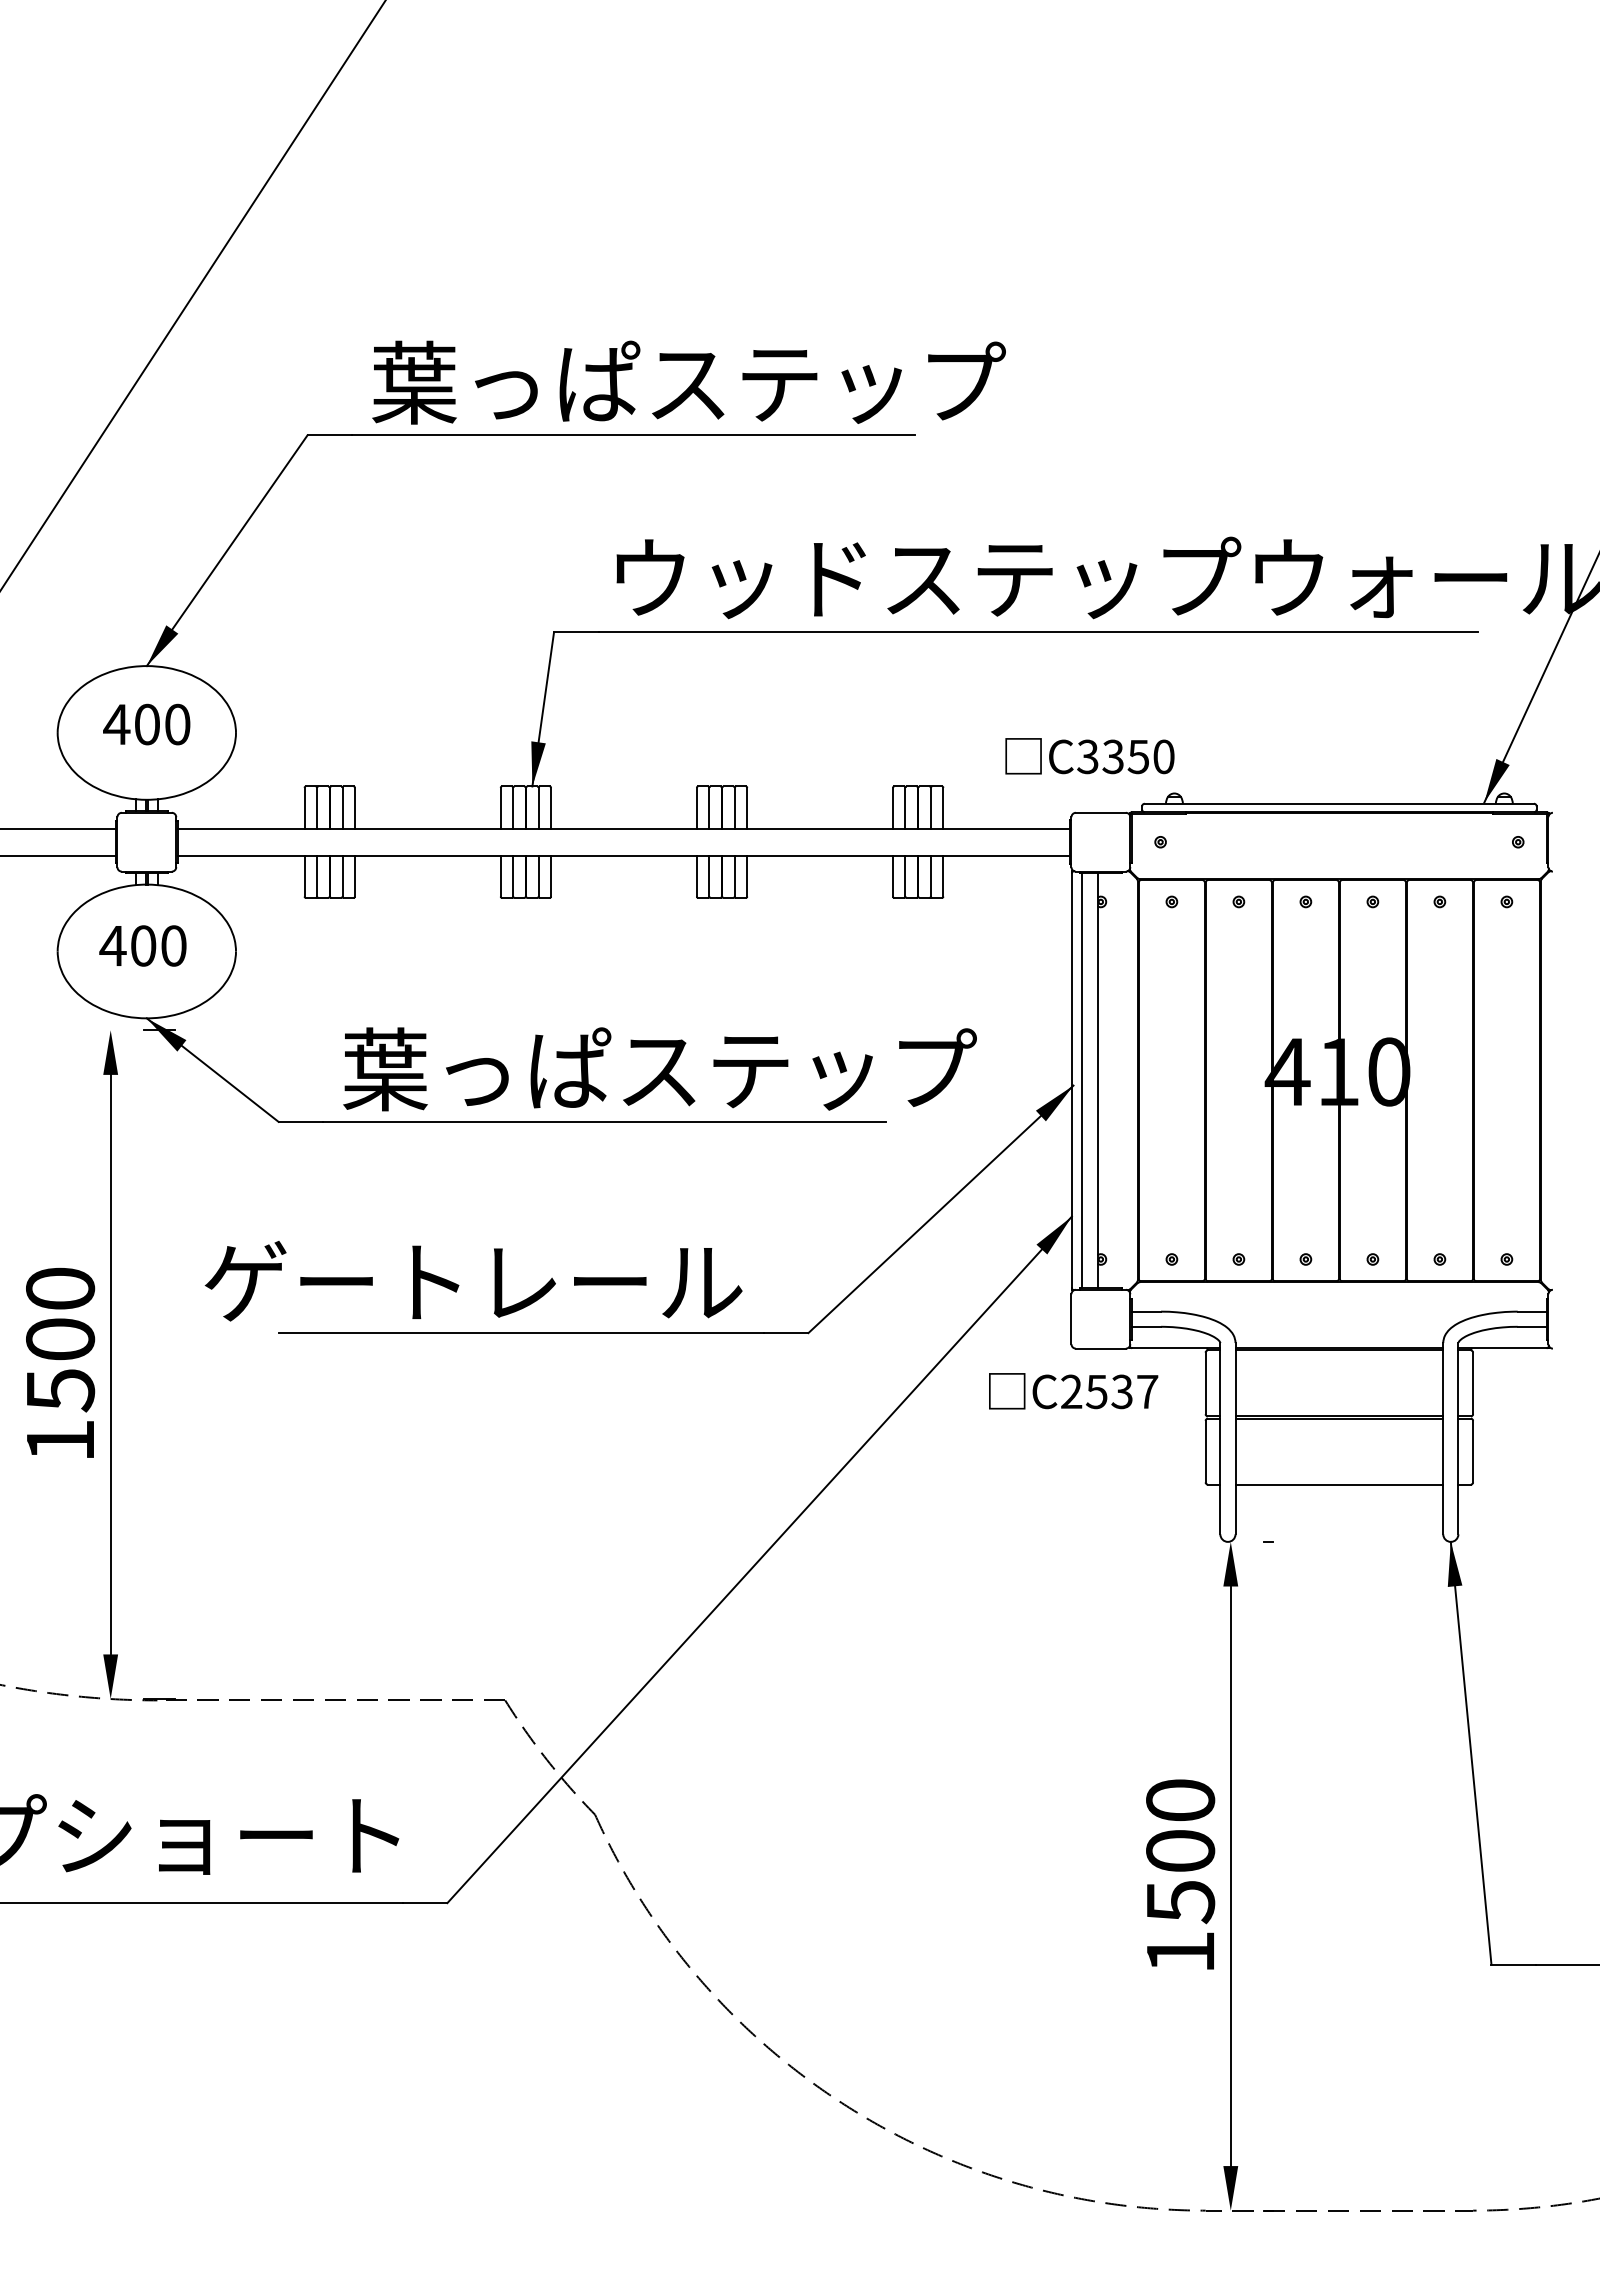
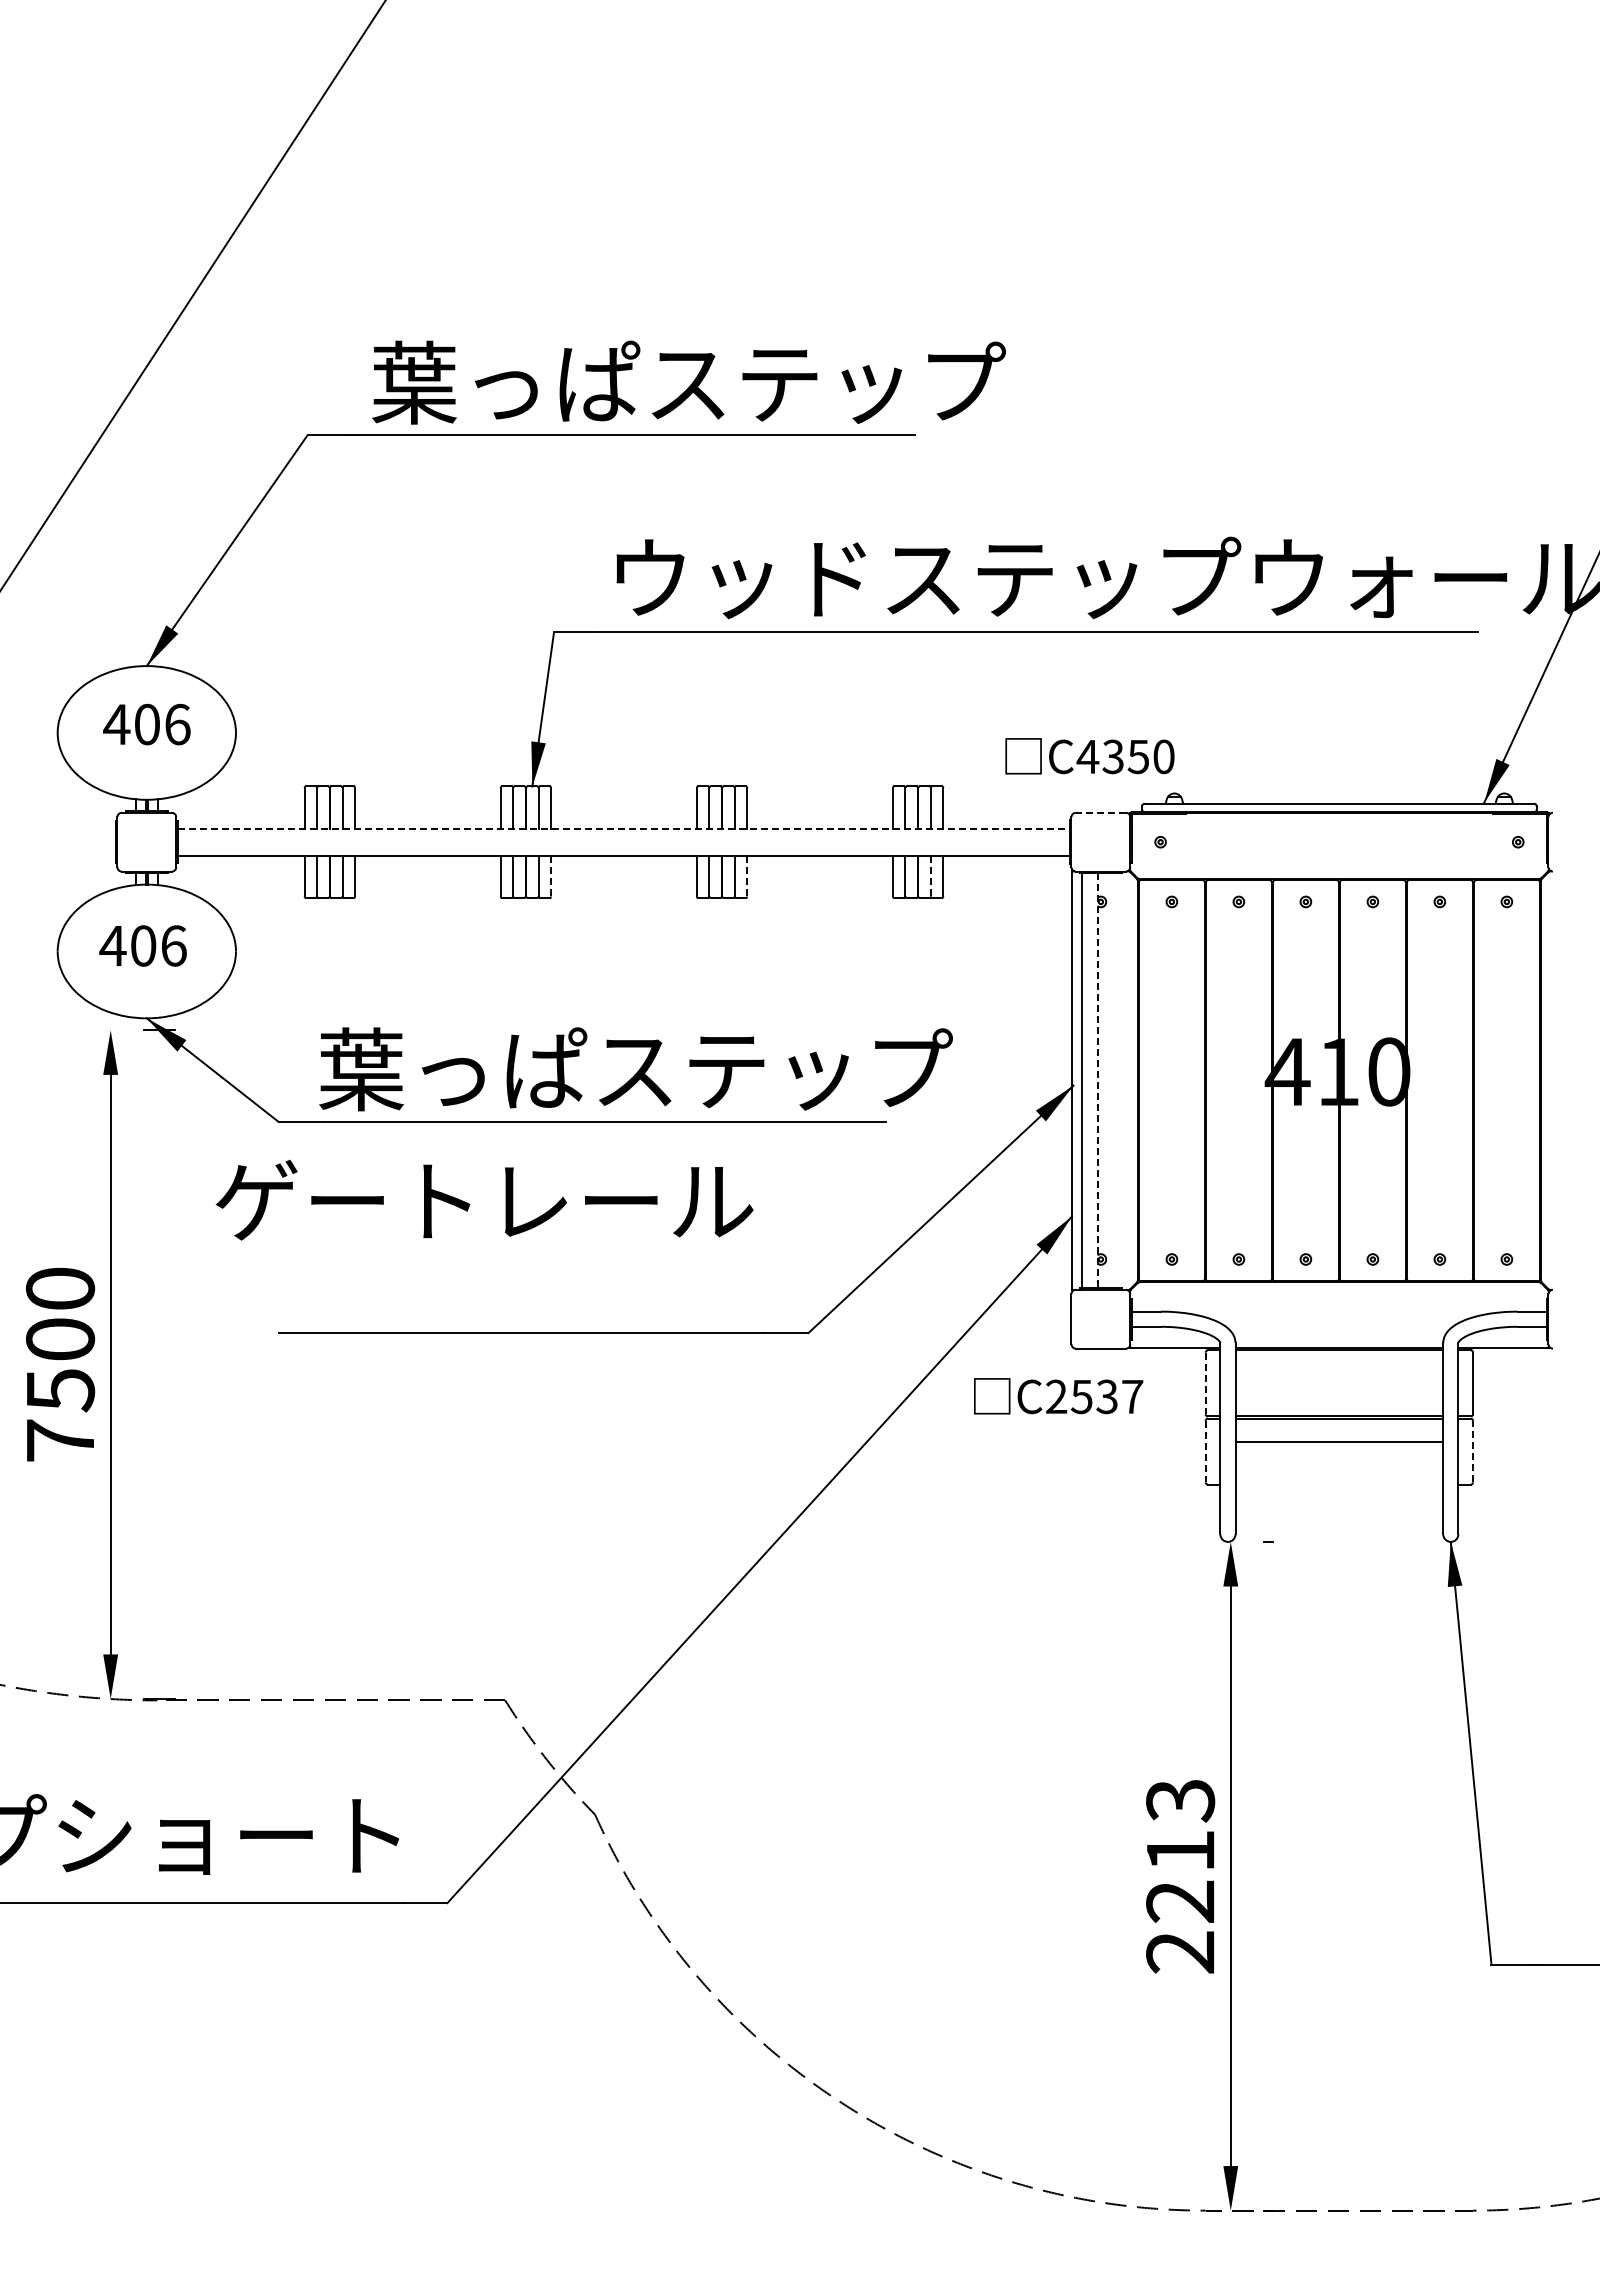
text: 400 -> 406 (177, 724)
text: C3350 -> C4350 (1087, 756)
line: solid -> dashed (1100, 812)
line: present -> none (58, 828)
line: solid -> dashed (623, 828)
line: present -> none (58, 855)
line: solid -> dashed (551, 876)
line: solid -> dashed (747, 876)
line: solid -> dashed (930, 876)
text: 400 -> 406 (173, 945)
text position: (659, 1069) -> (635, 1069) (635, 1069)
line: solid -> dashed (1097, 1080)
text position: (473, 1281) -> (484, 1200) (484, 1200)
line: solid -> dashed (1205, 1383)
text position: (1073, 1391) -> (1058, 1396) (1058, 1396)
text: 1500 -> 7500 (60, 1440)
line: solid -> dashed (1205, 1451)
line: solid -> dashed (1473, 1451)
line position: (1339, 1484) -> (1339, 1441) (1339, 1441)
text: 1500 -> 2213 (1180, 1876)
